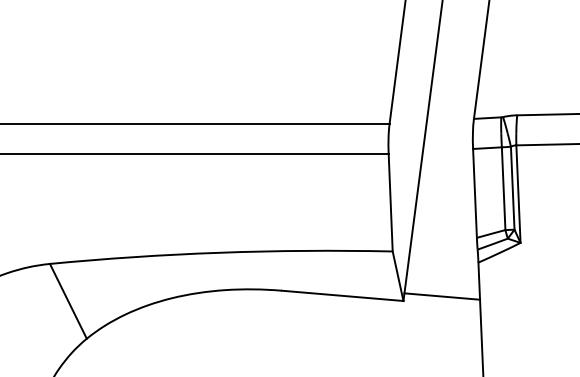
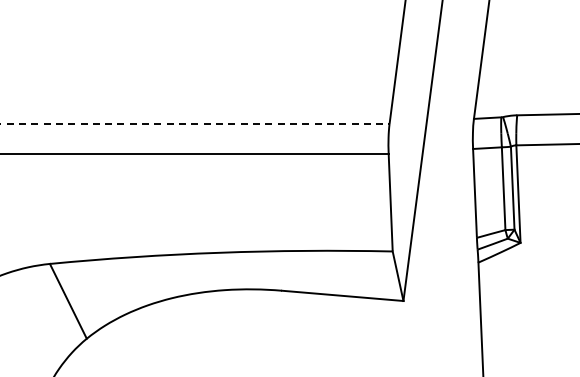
line: solid -> dashed (195, 124)
line: present -> none (442, 296)
